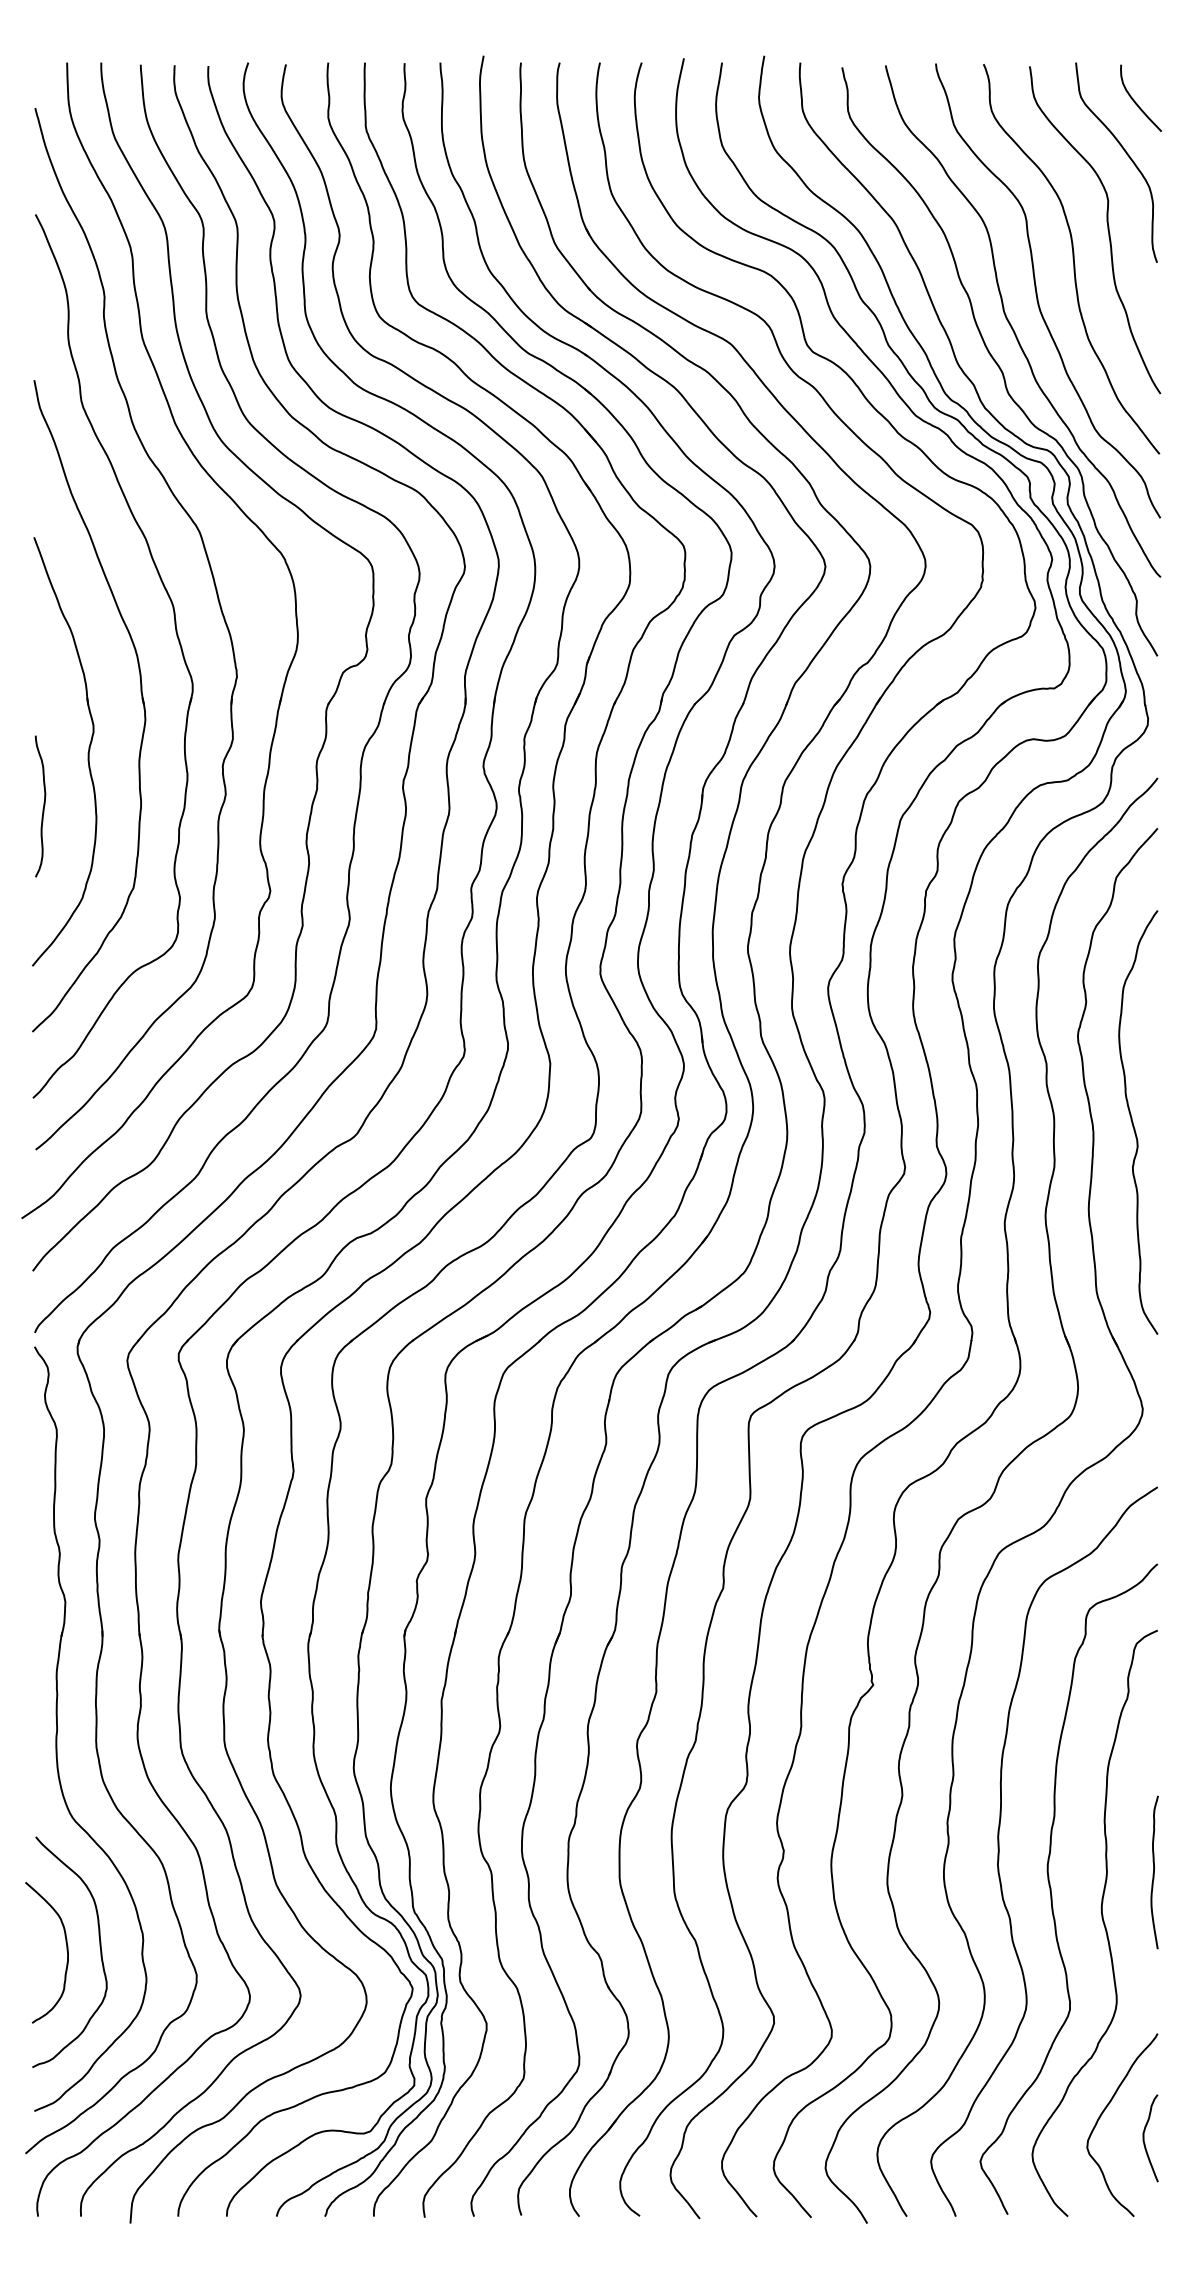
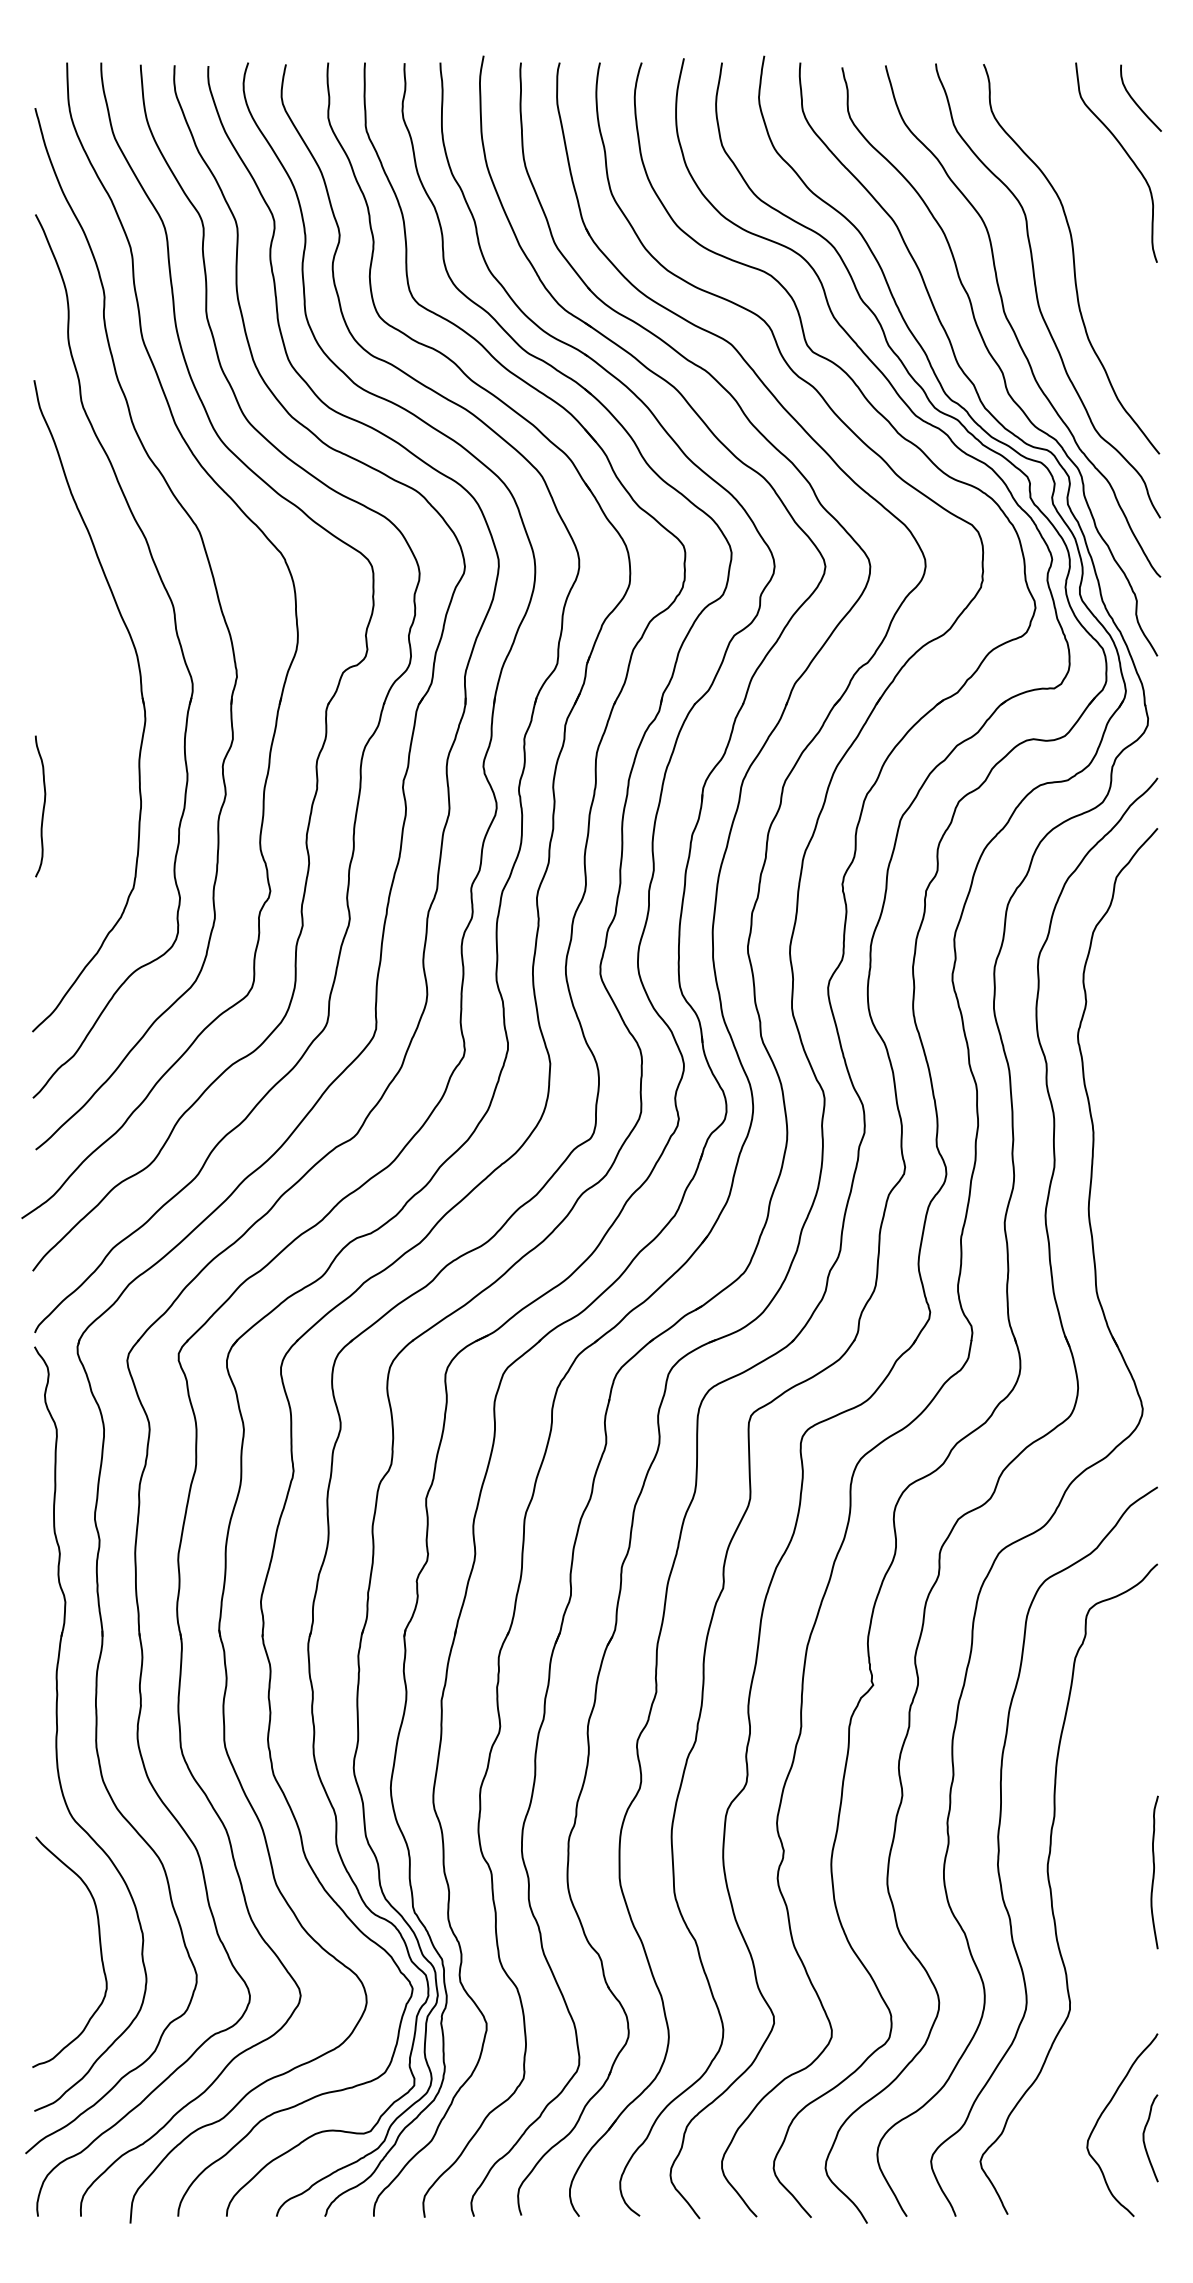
curve: present -> none (1107, 230)
part: present -> none (87, 752)
curve: present -> none (1133, 1122)
curve: present -> none (1102, 1922)
curve: present -> none (66, 1951)
